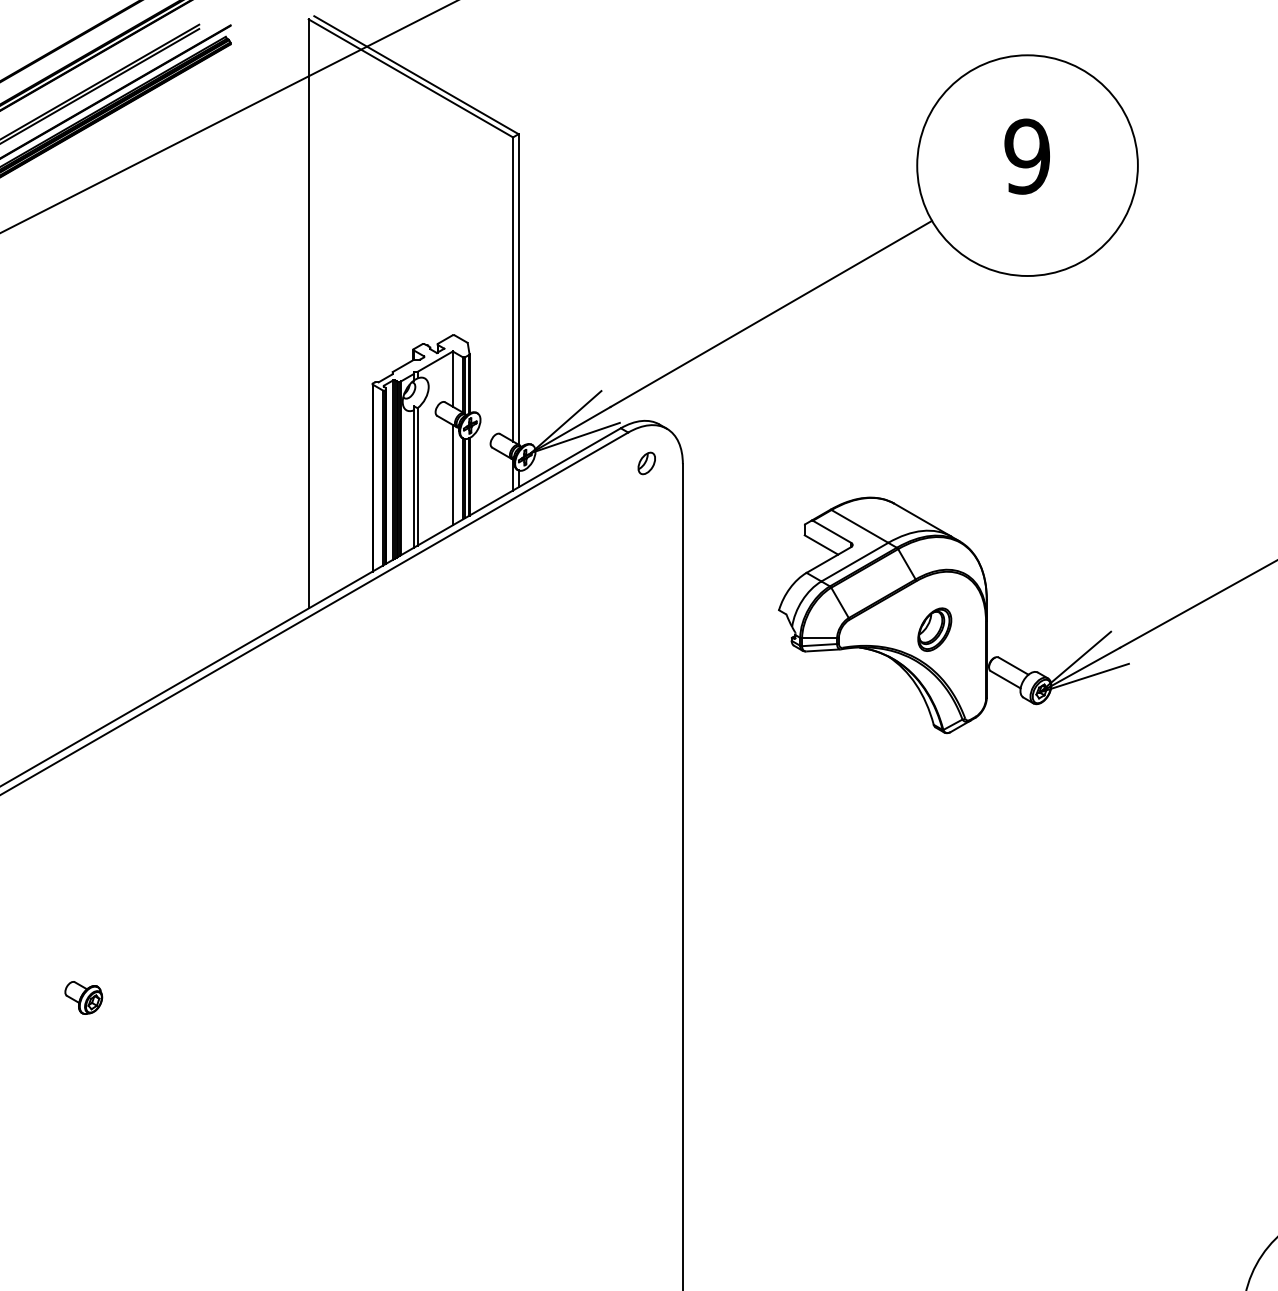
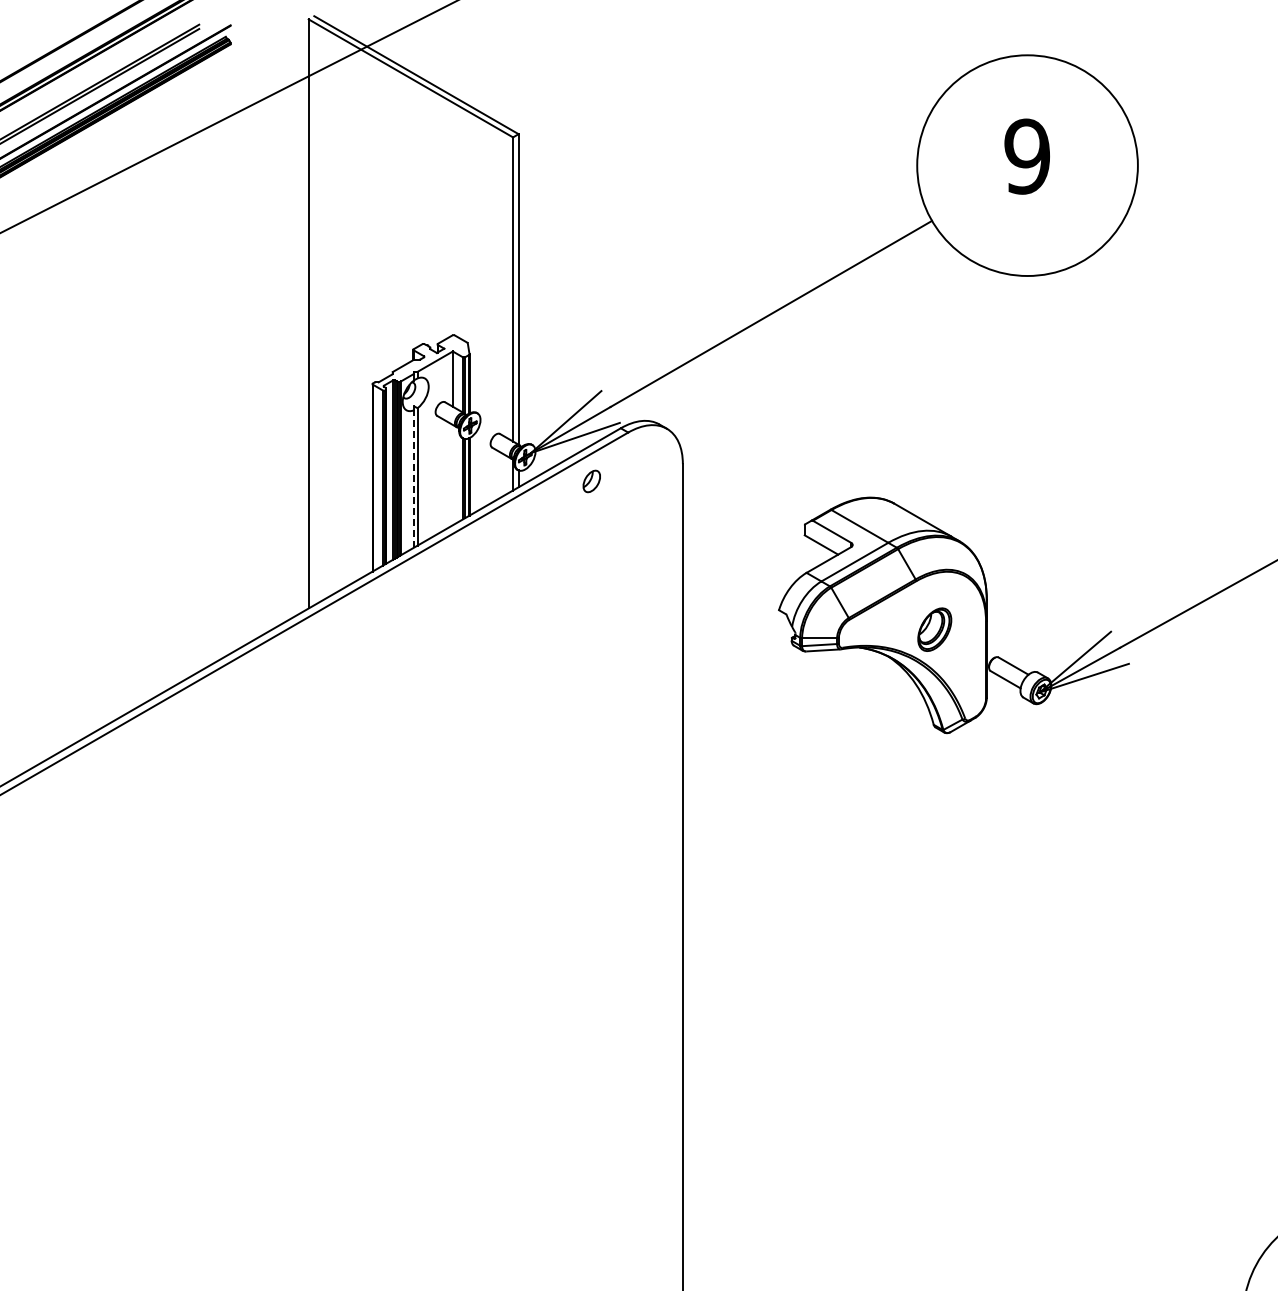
part position: (646, 463) -> (591, 481) (591, 481)
line: present -> none (452, 474)
line: solid -> dashed (413, 479)
part: present -> none (83, 997)
